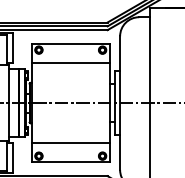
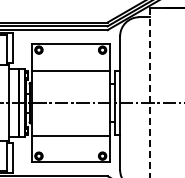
line position: (70, 63) -> (70, 71) (70, 71)
line: solid -> dashed (150, 92)
line position: (70, 143) -> (70, 136) (70, 136)
